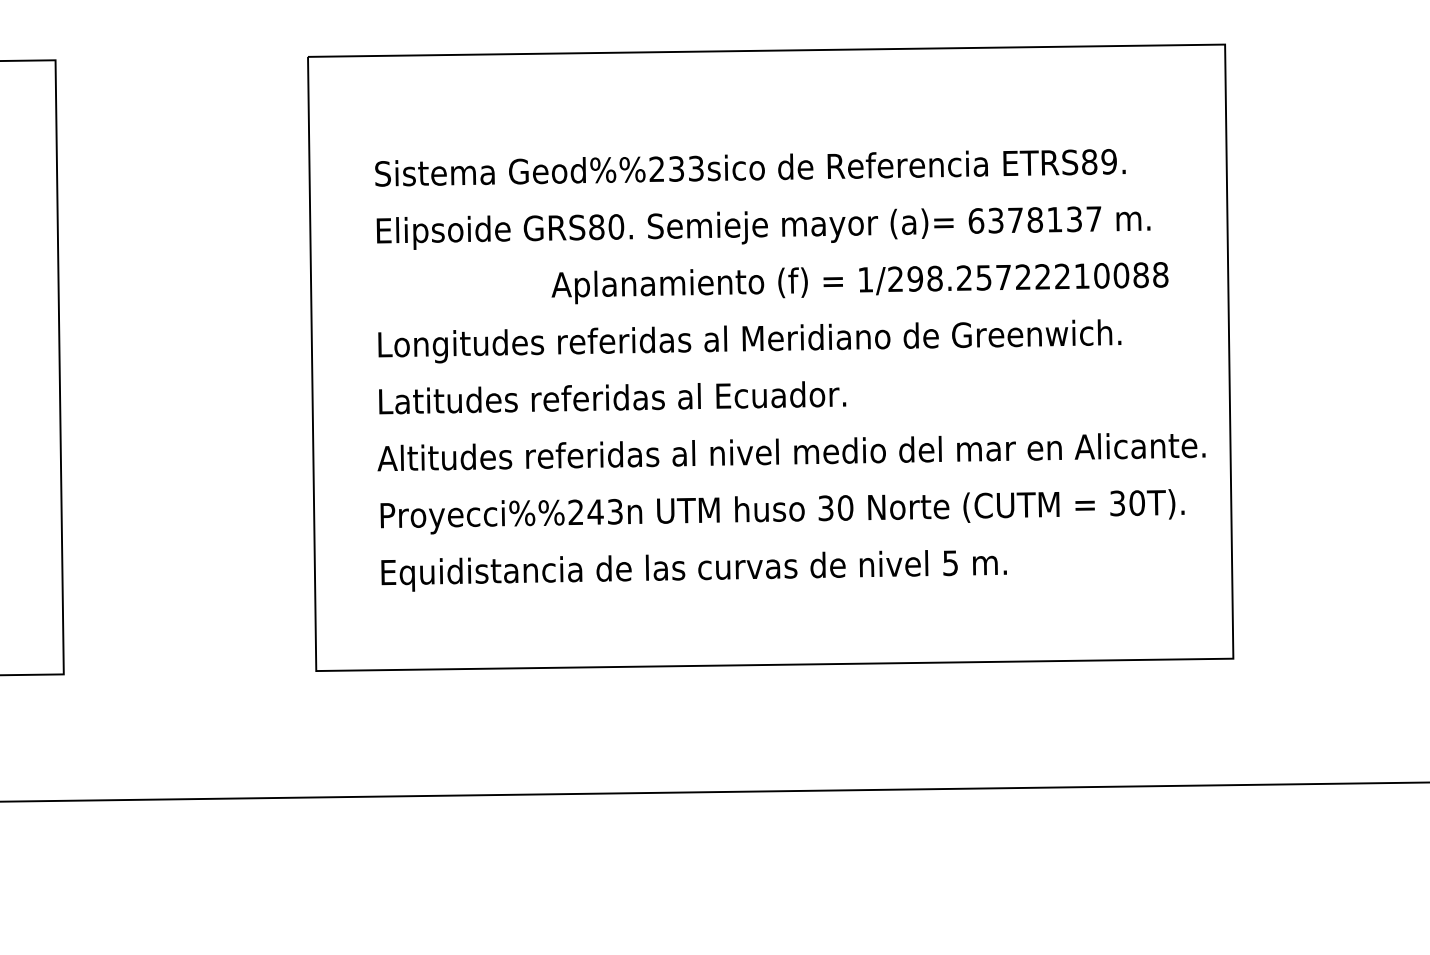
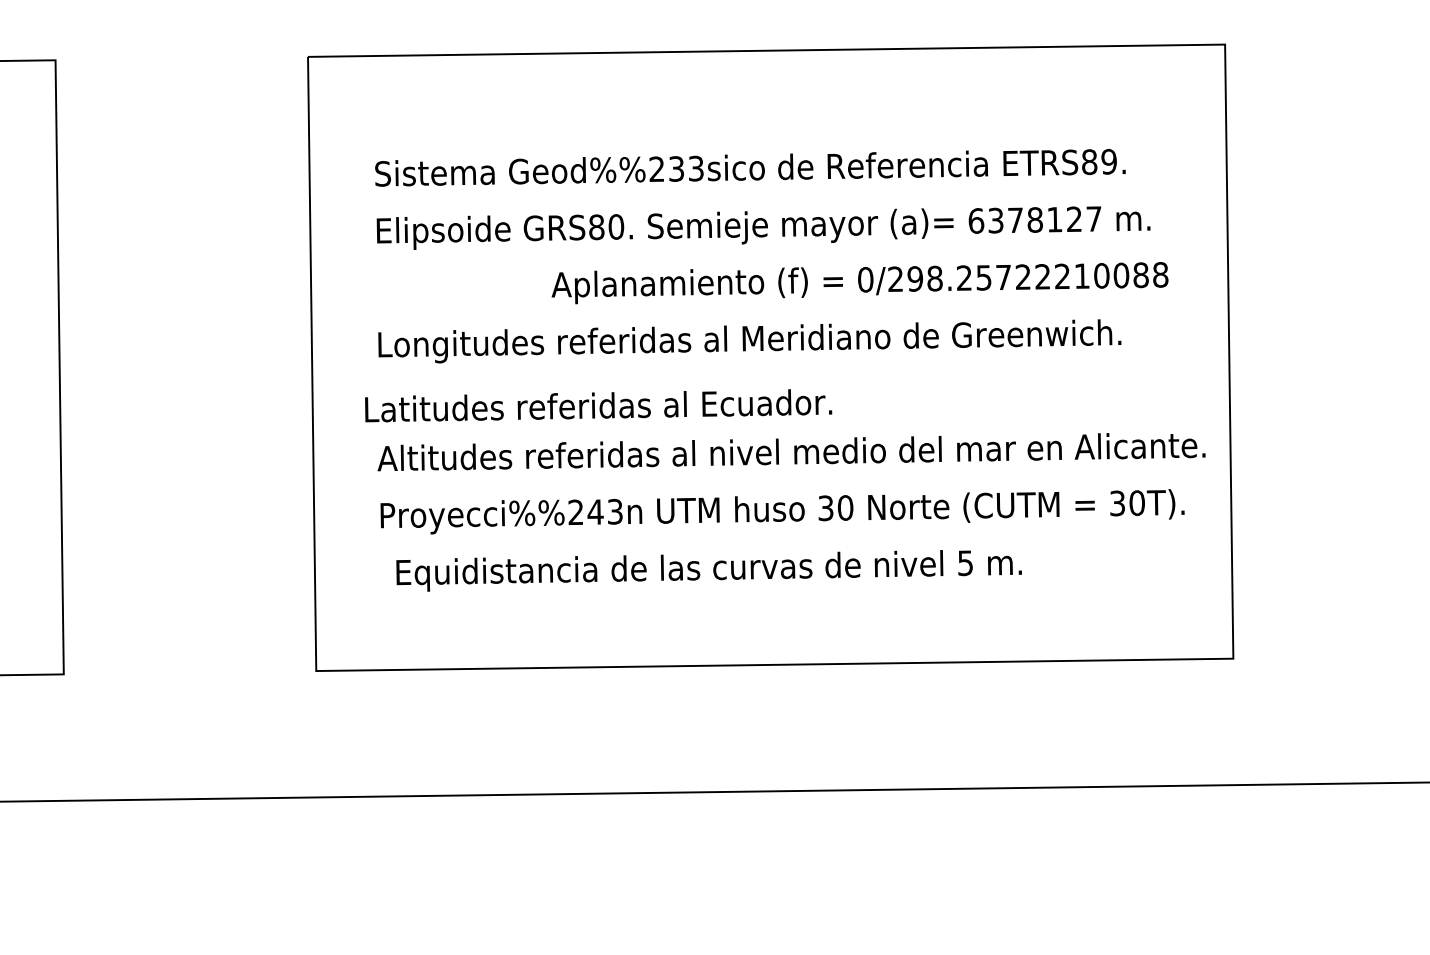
text: 6378137 -> 6378127 (1074, 219)
text: 1/298.25722210088 -> 0/298.25722210088 (865, 279)
text position: (612, 397) -> (598, 405) (598, 405)
text position: (693, 570) -> (708, 570) (708, 570)
